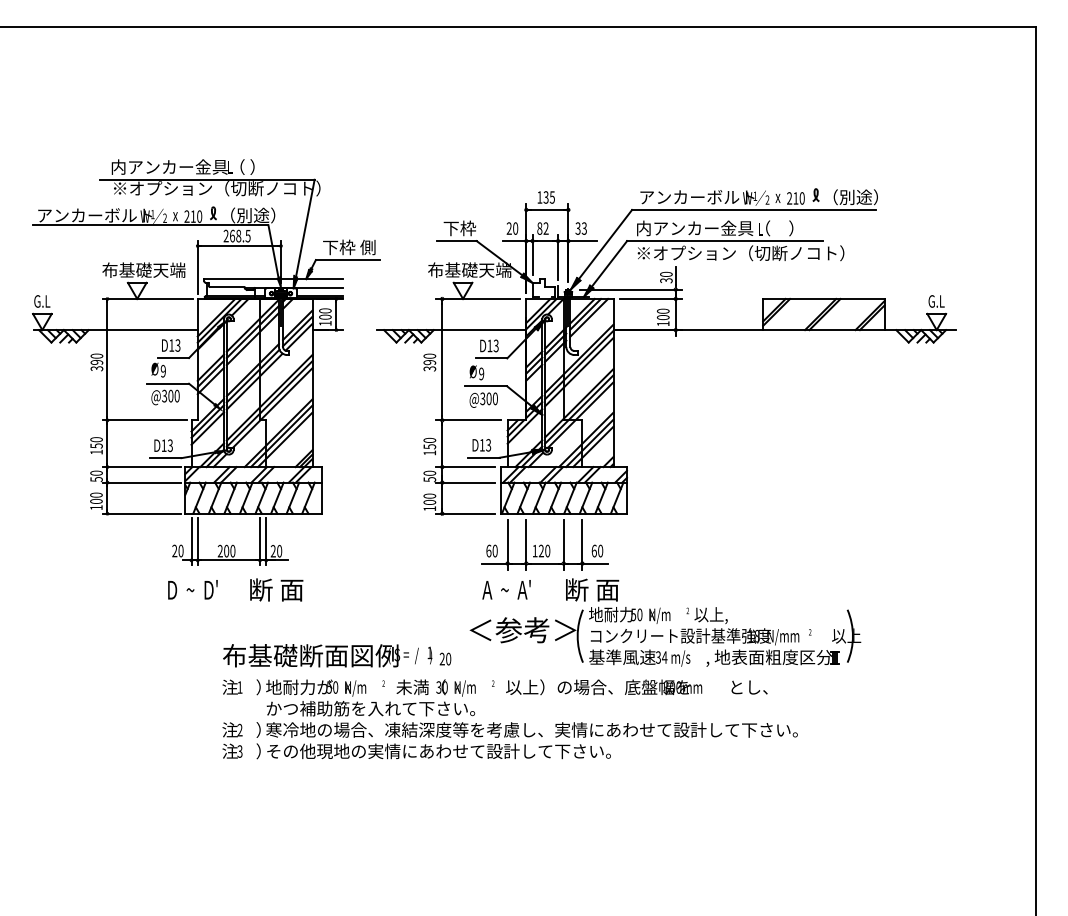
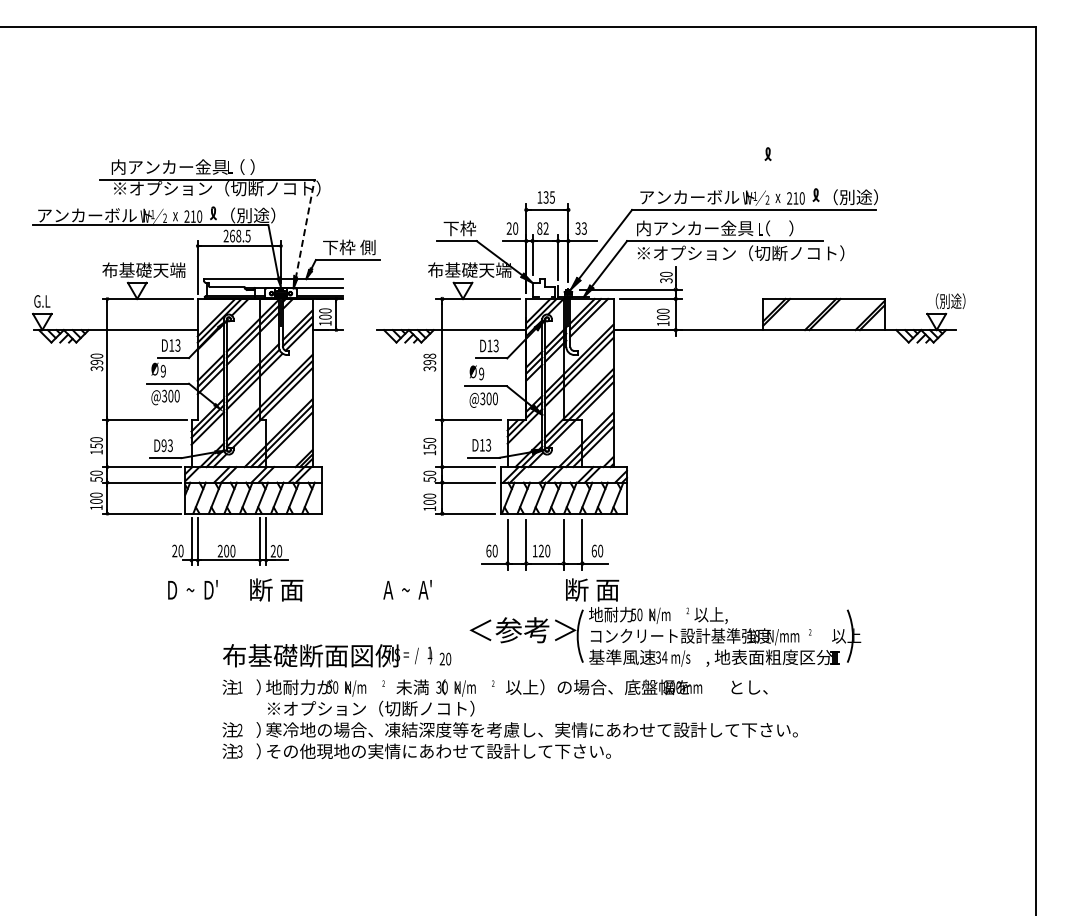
part: none -> present (767, 153)
line: solid -> dashed (305, 229)
text: G.L -> （別途） (946, 300)
text: 390 -> 398 (429, 355)
text: D13 -> D93 (163, 445)
text position: (506, 589) -> (407, 589) (407, 589)
text: かつ補助筋を入れて下さい。 -> ※オプション（切断ノコト） (370, 708)
